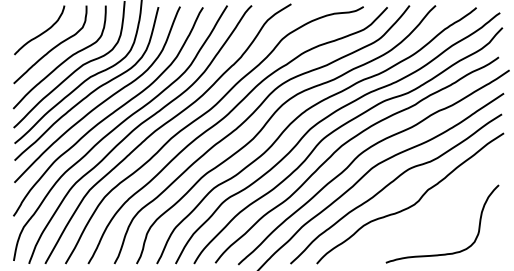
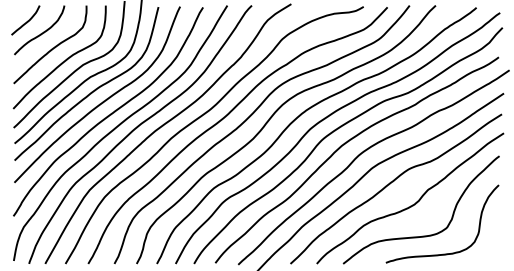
curve: none -> present (26, 21)
curve: none -> present (422, 235)
